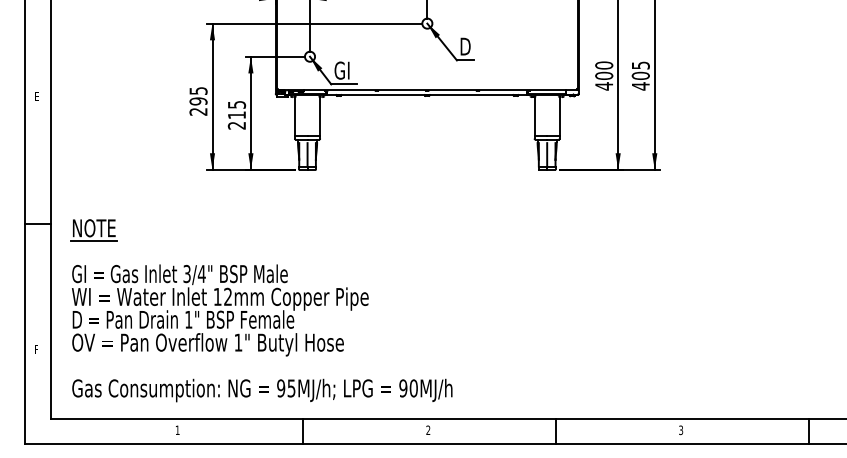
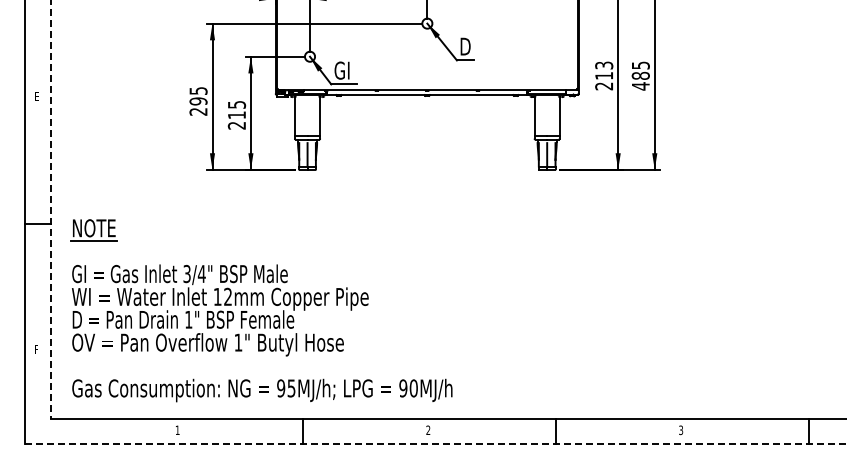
text: 400 -> 213 (604, 75)
text: 405 -> 485 (640, 75)
line: solid -> dashed (50, 210)
line: solid -> dashed (436, 444)
